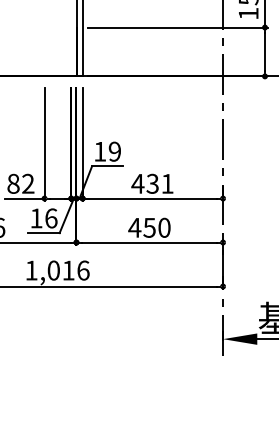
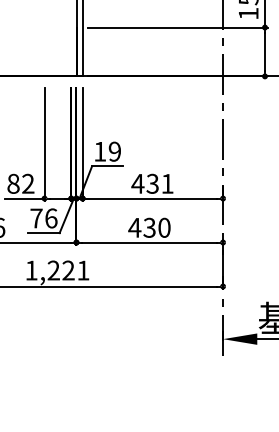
text: 16 -> 76 (36, 218)
text: 450 -> 430 (149, 227)
text: 1,016 -> 1,221 (68, 270)
